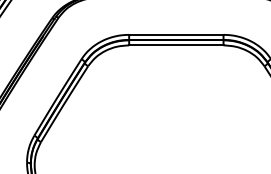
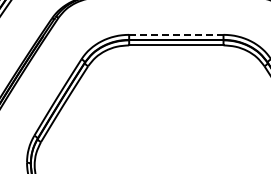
line: solid -> dashed (176, 34)
